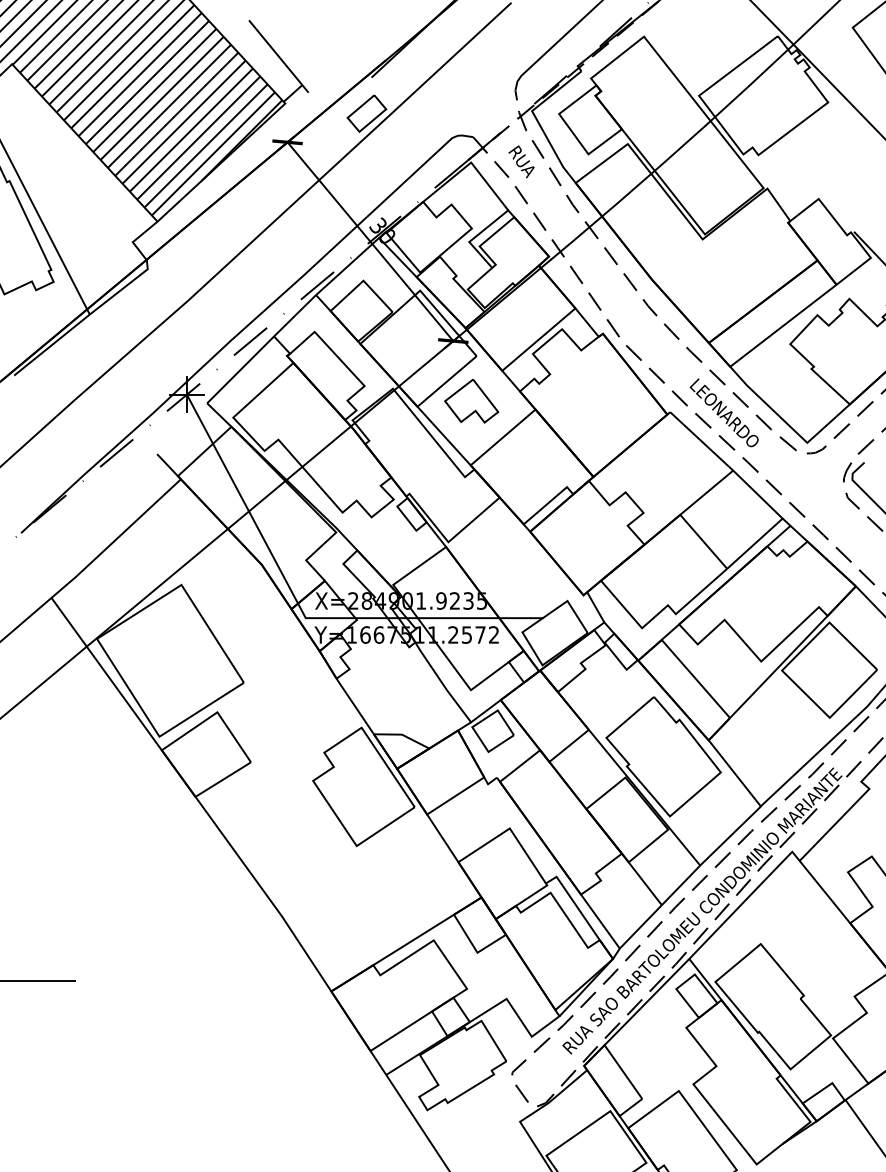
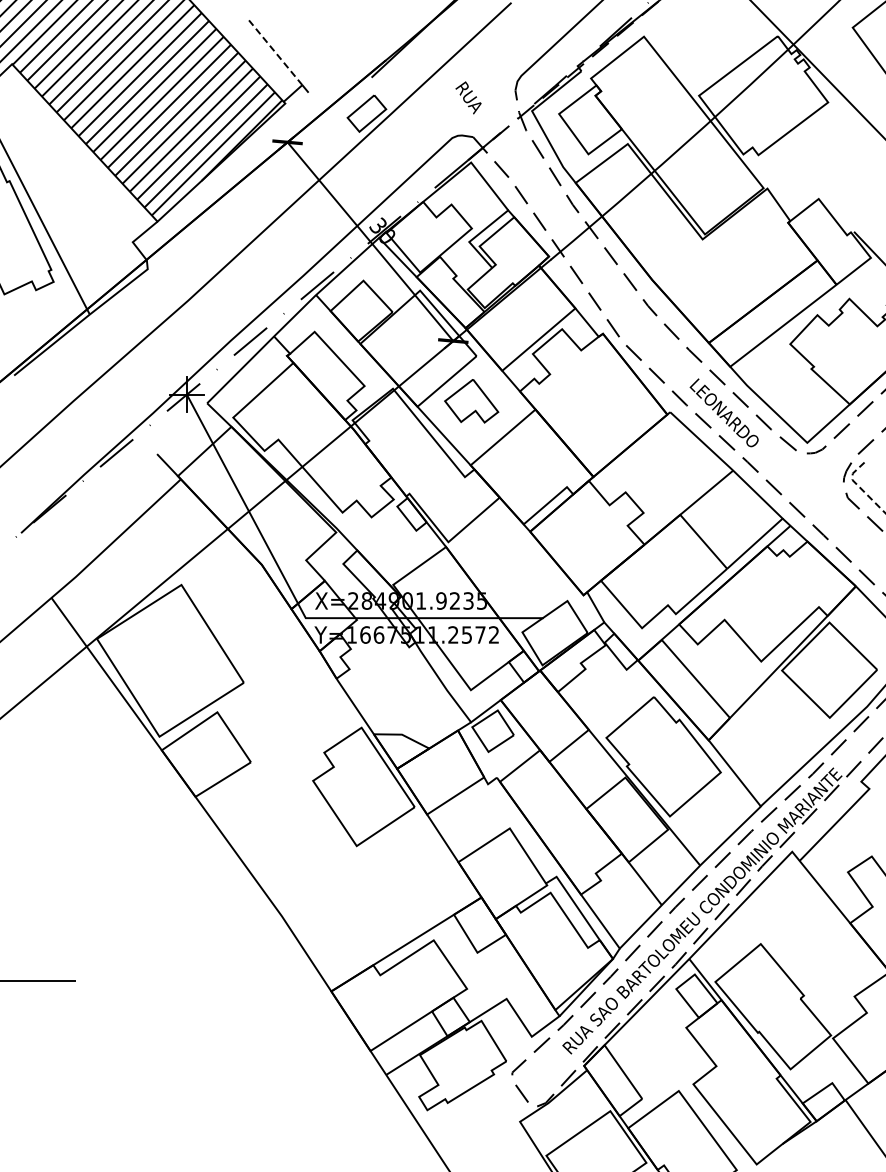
line: solid -> dashed (275, 52)
text position: (521, 161) -> (468, 97) (468, 97)
line: solid -> dashed (860, 487)
